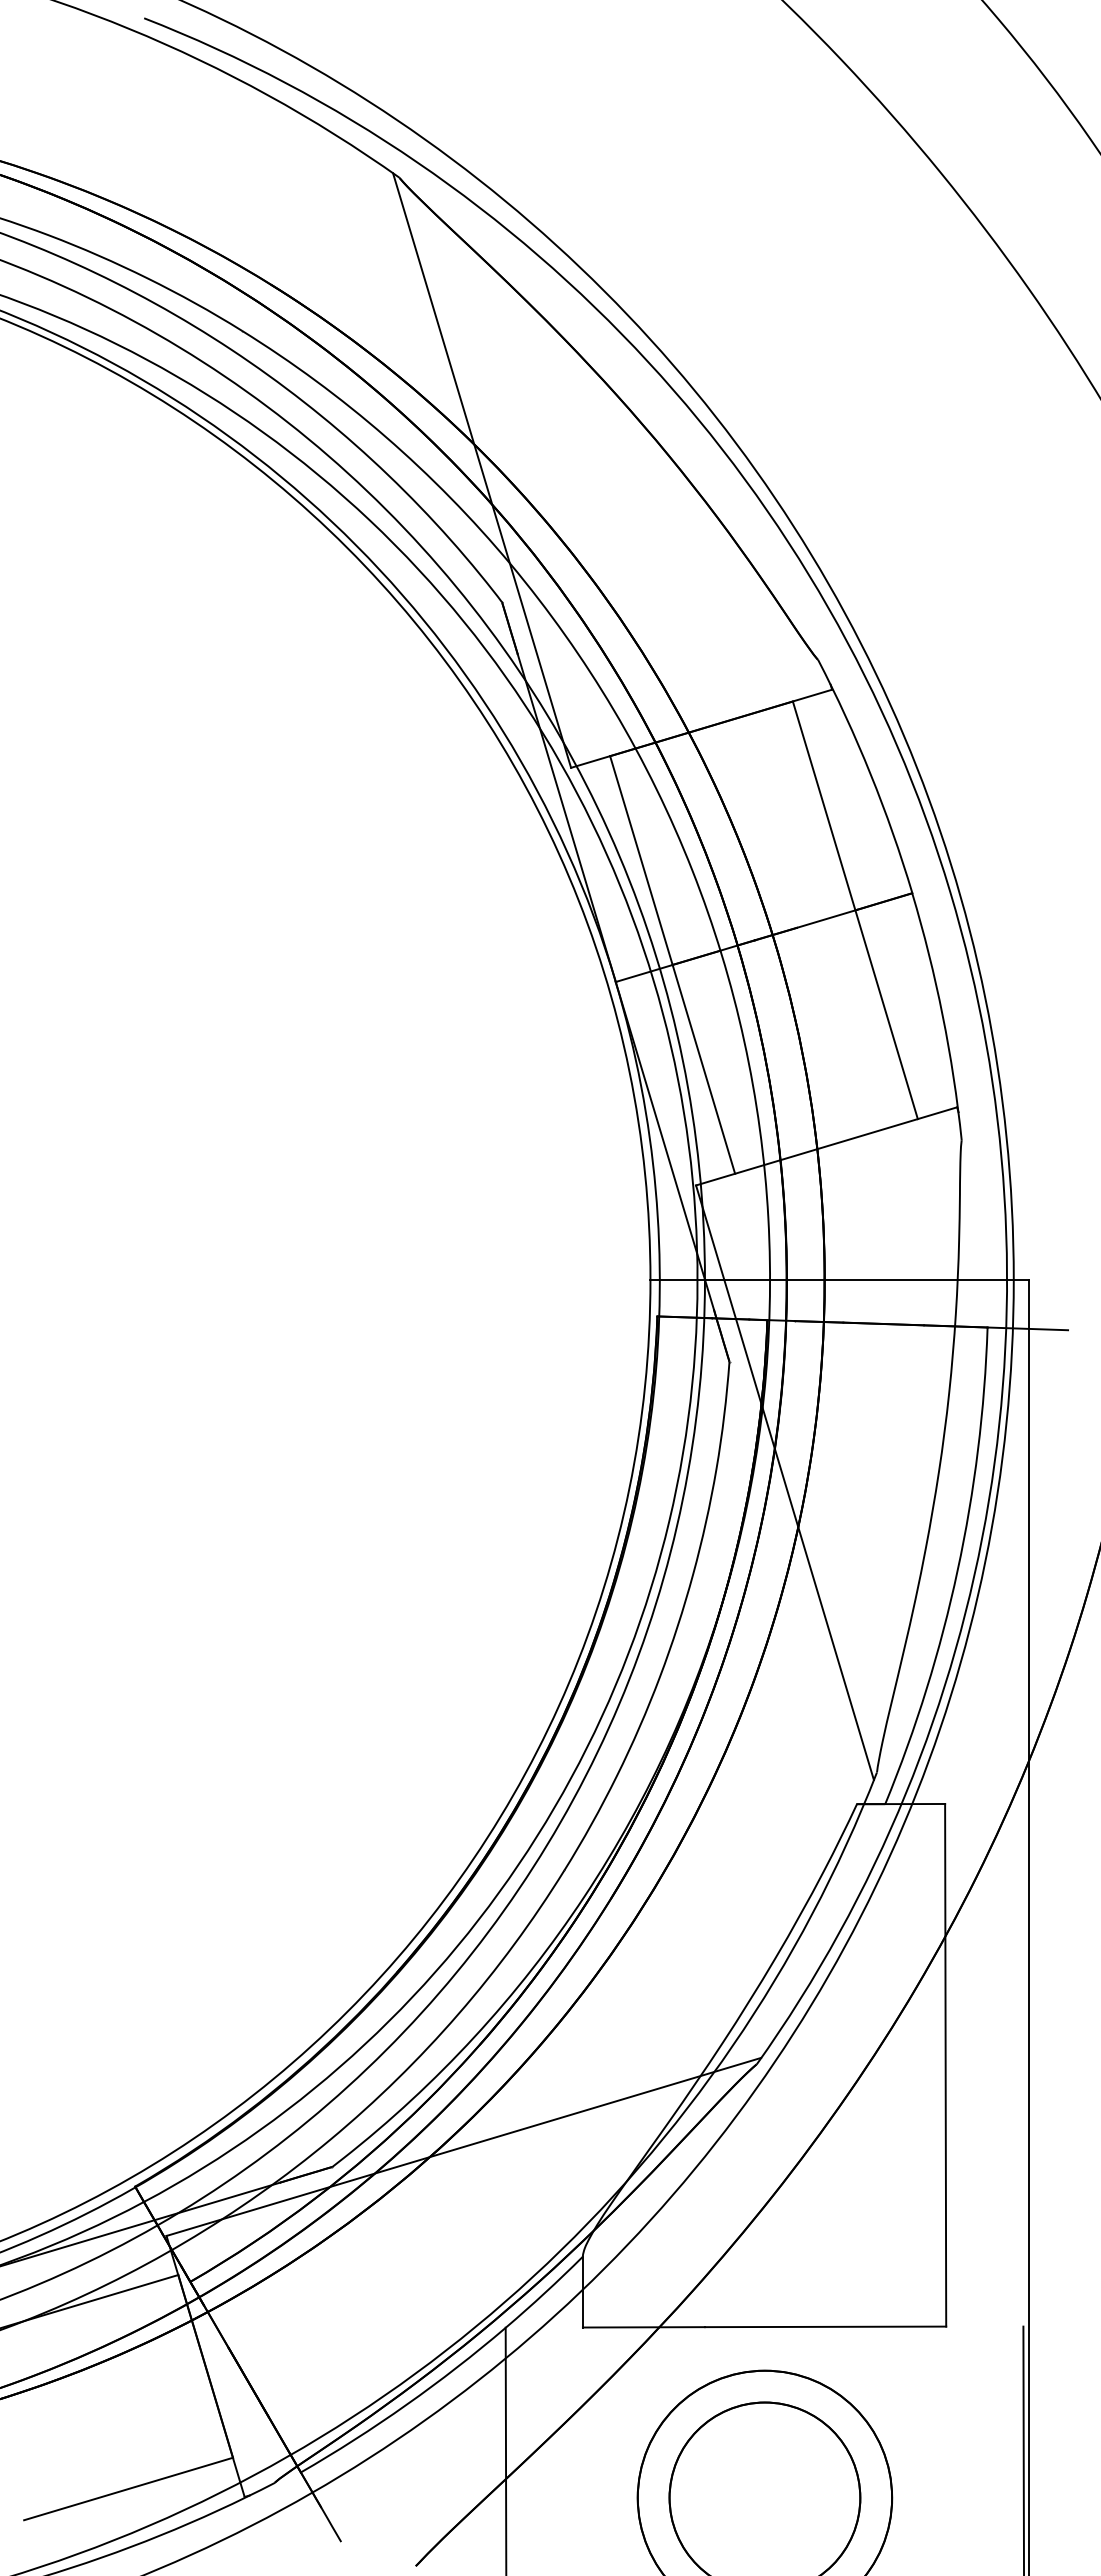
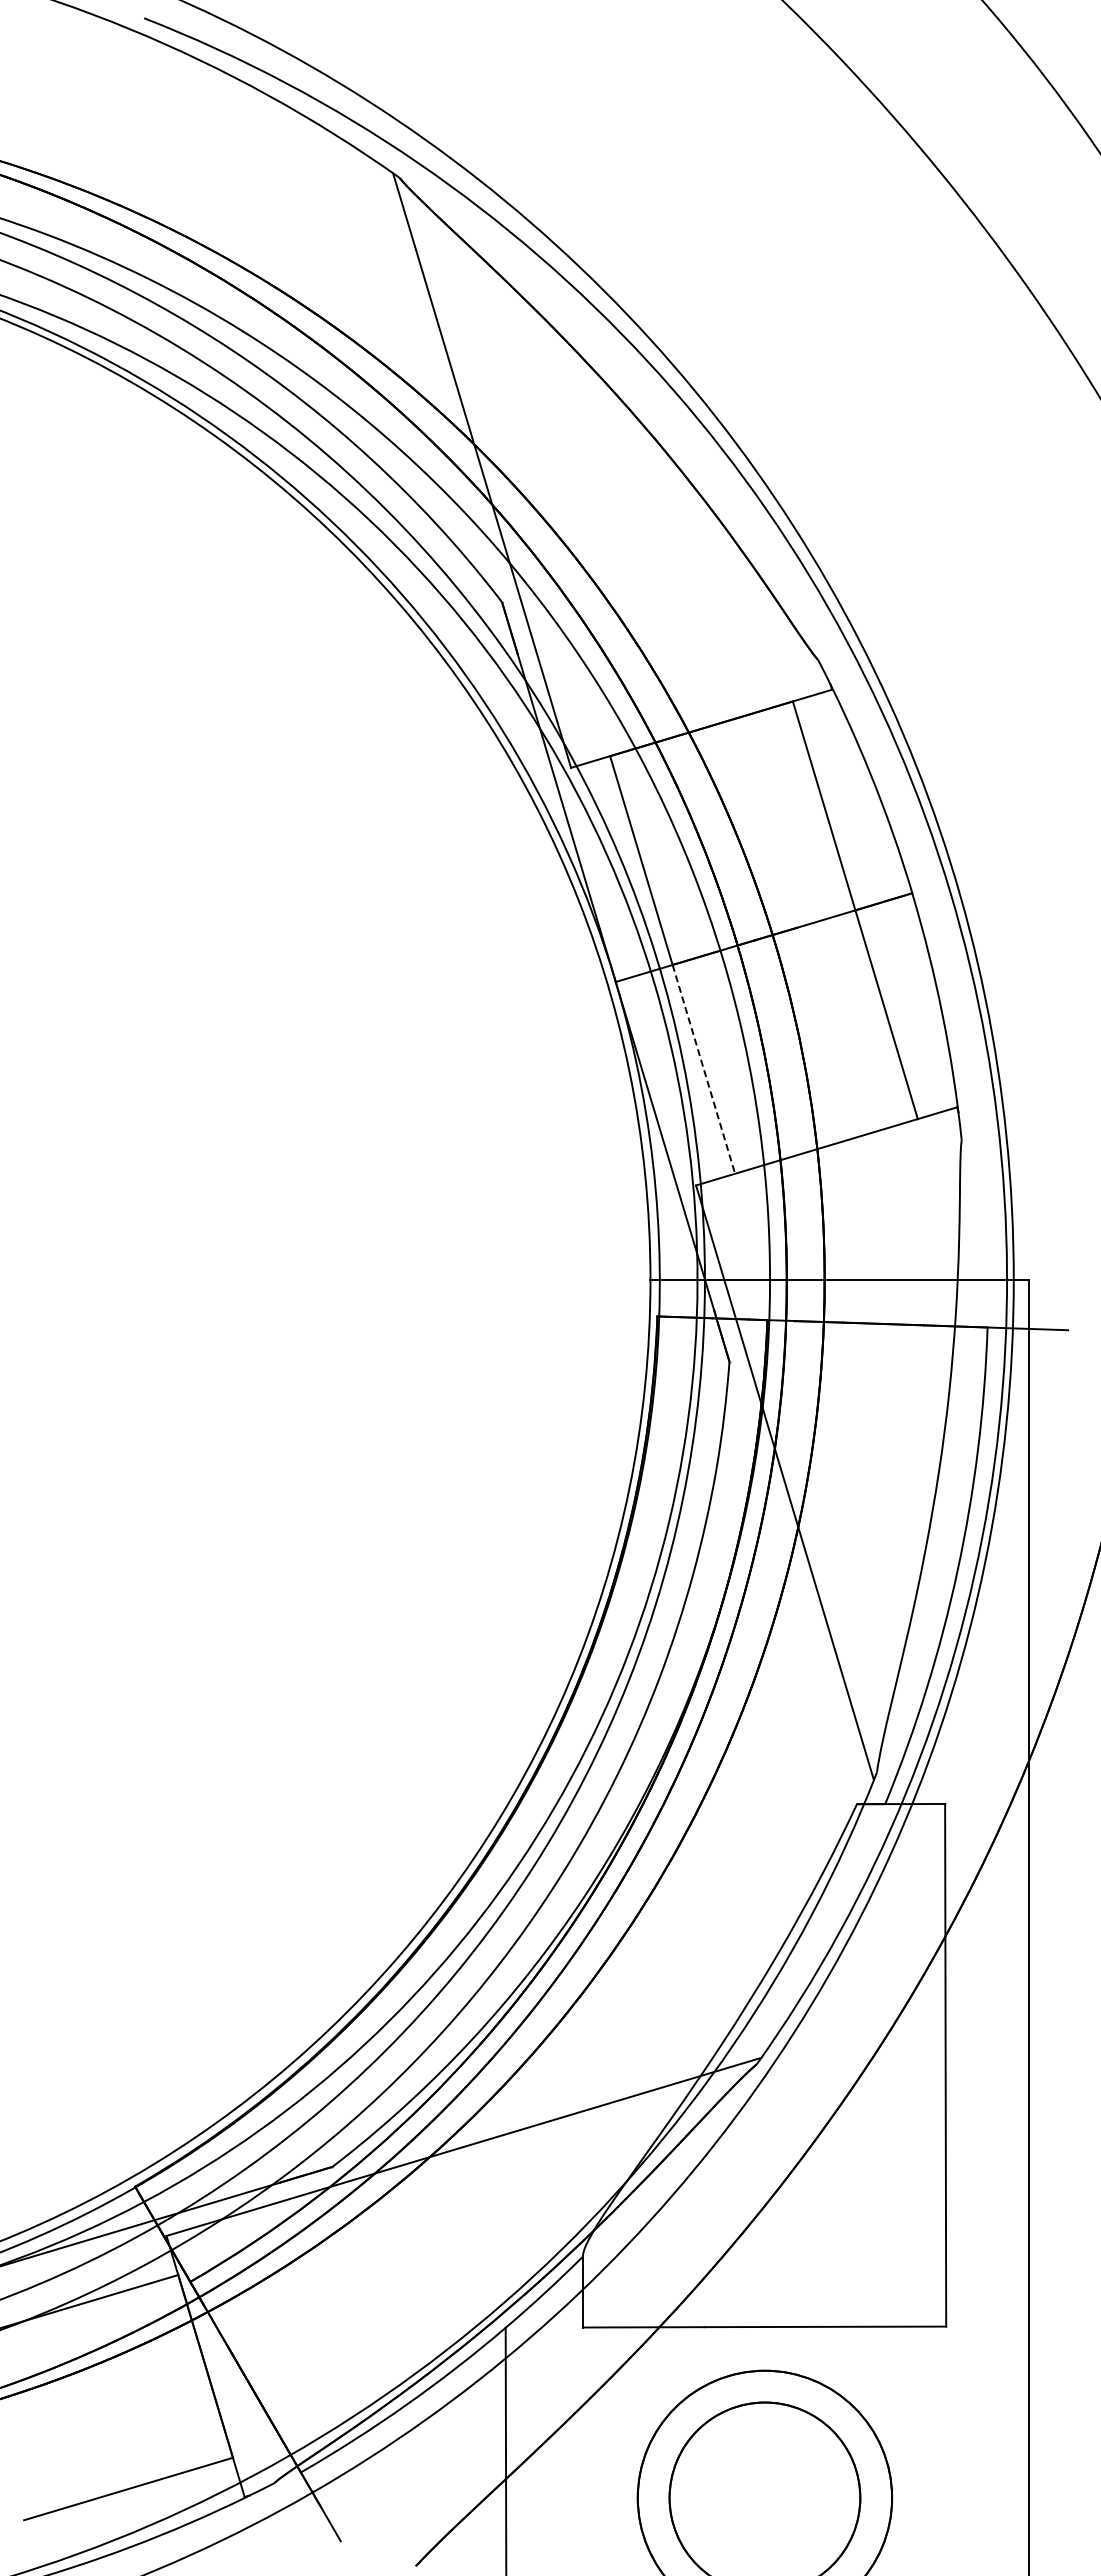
line: solid -> dashed (704, 1069)
line: present -> none (1023, 2449)
